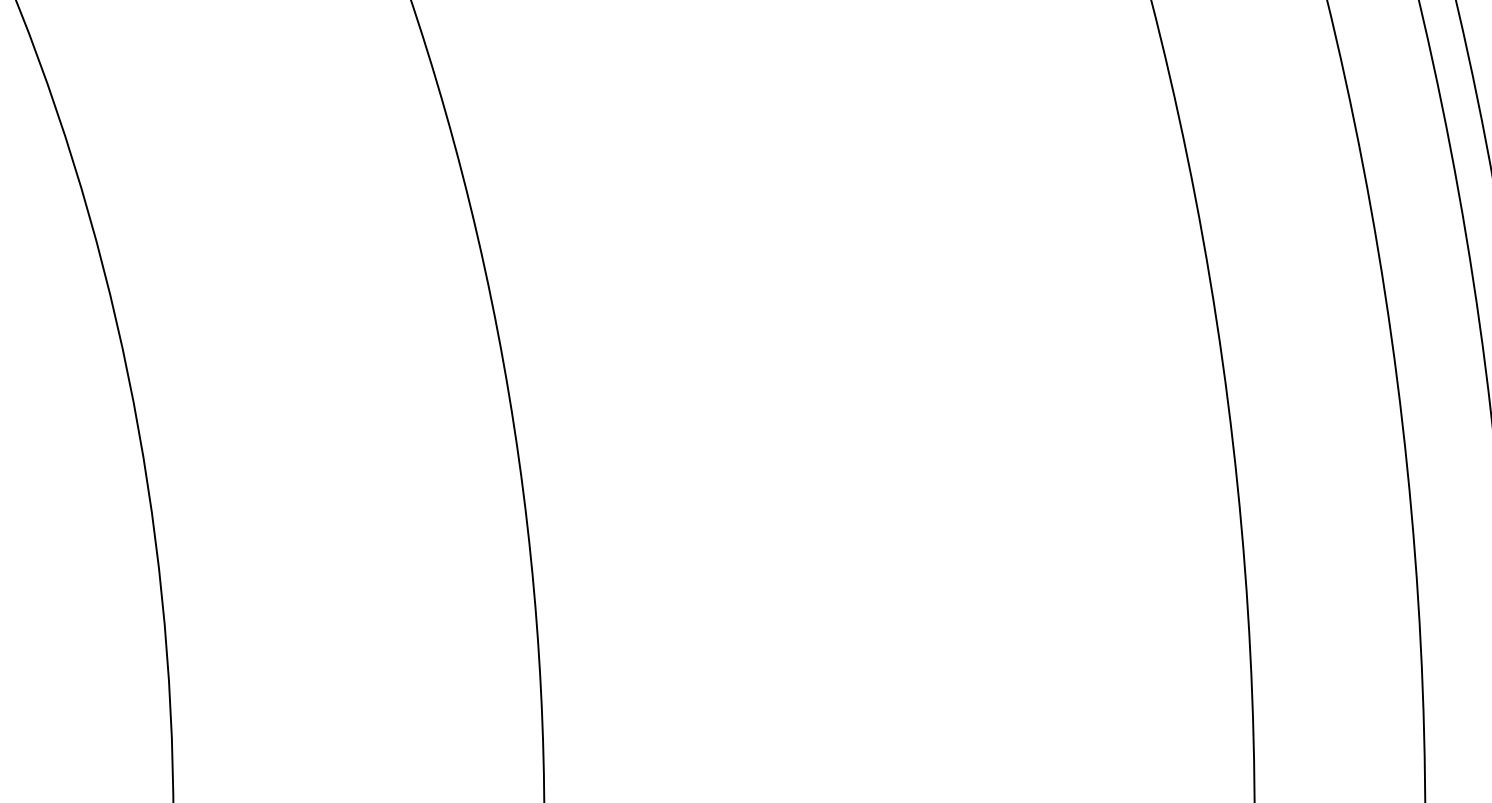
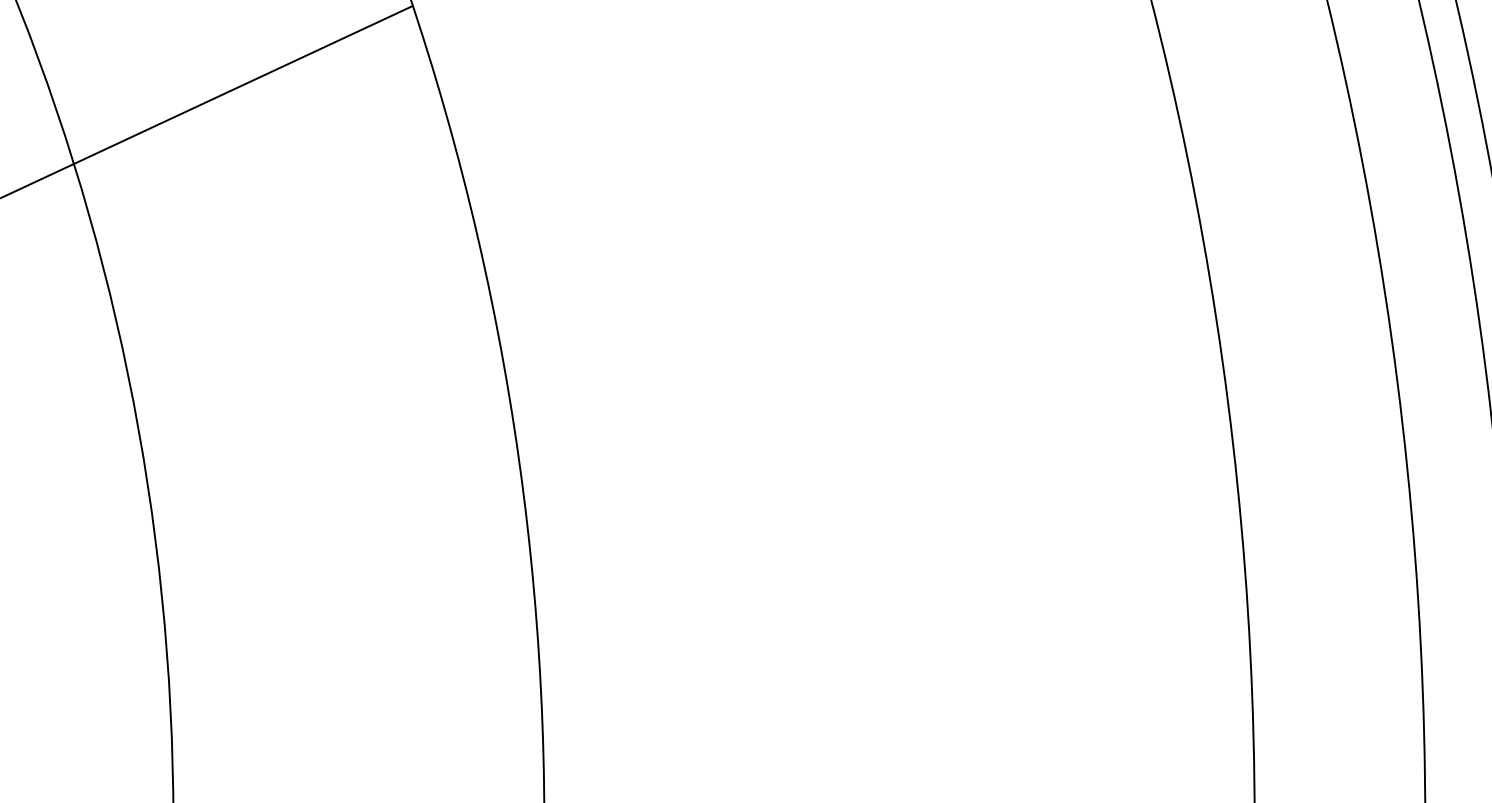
line: none -> present (207, 101)
